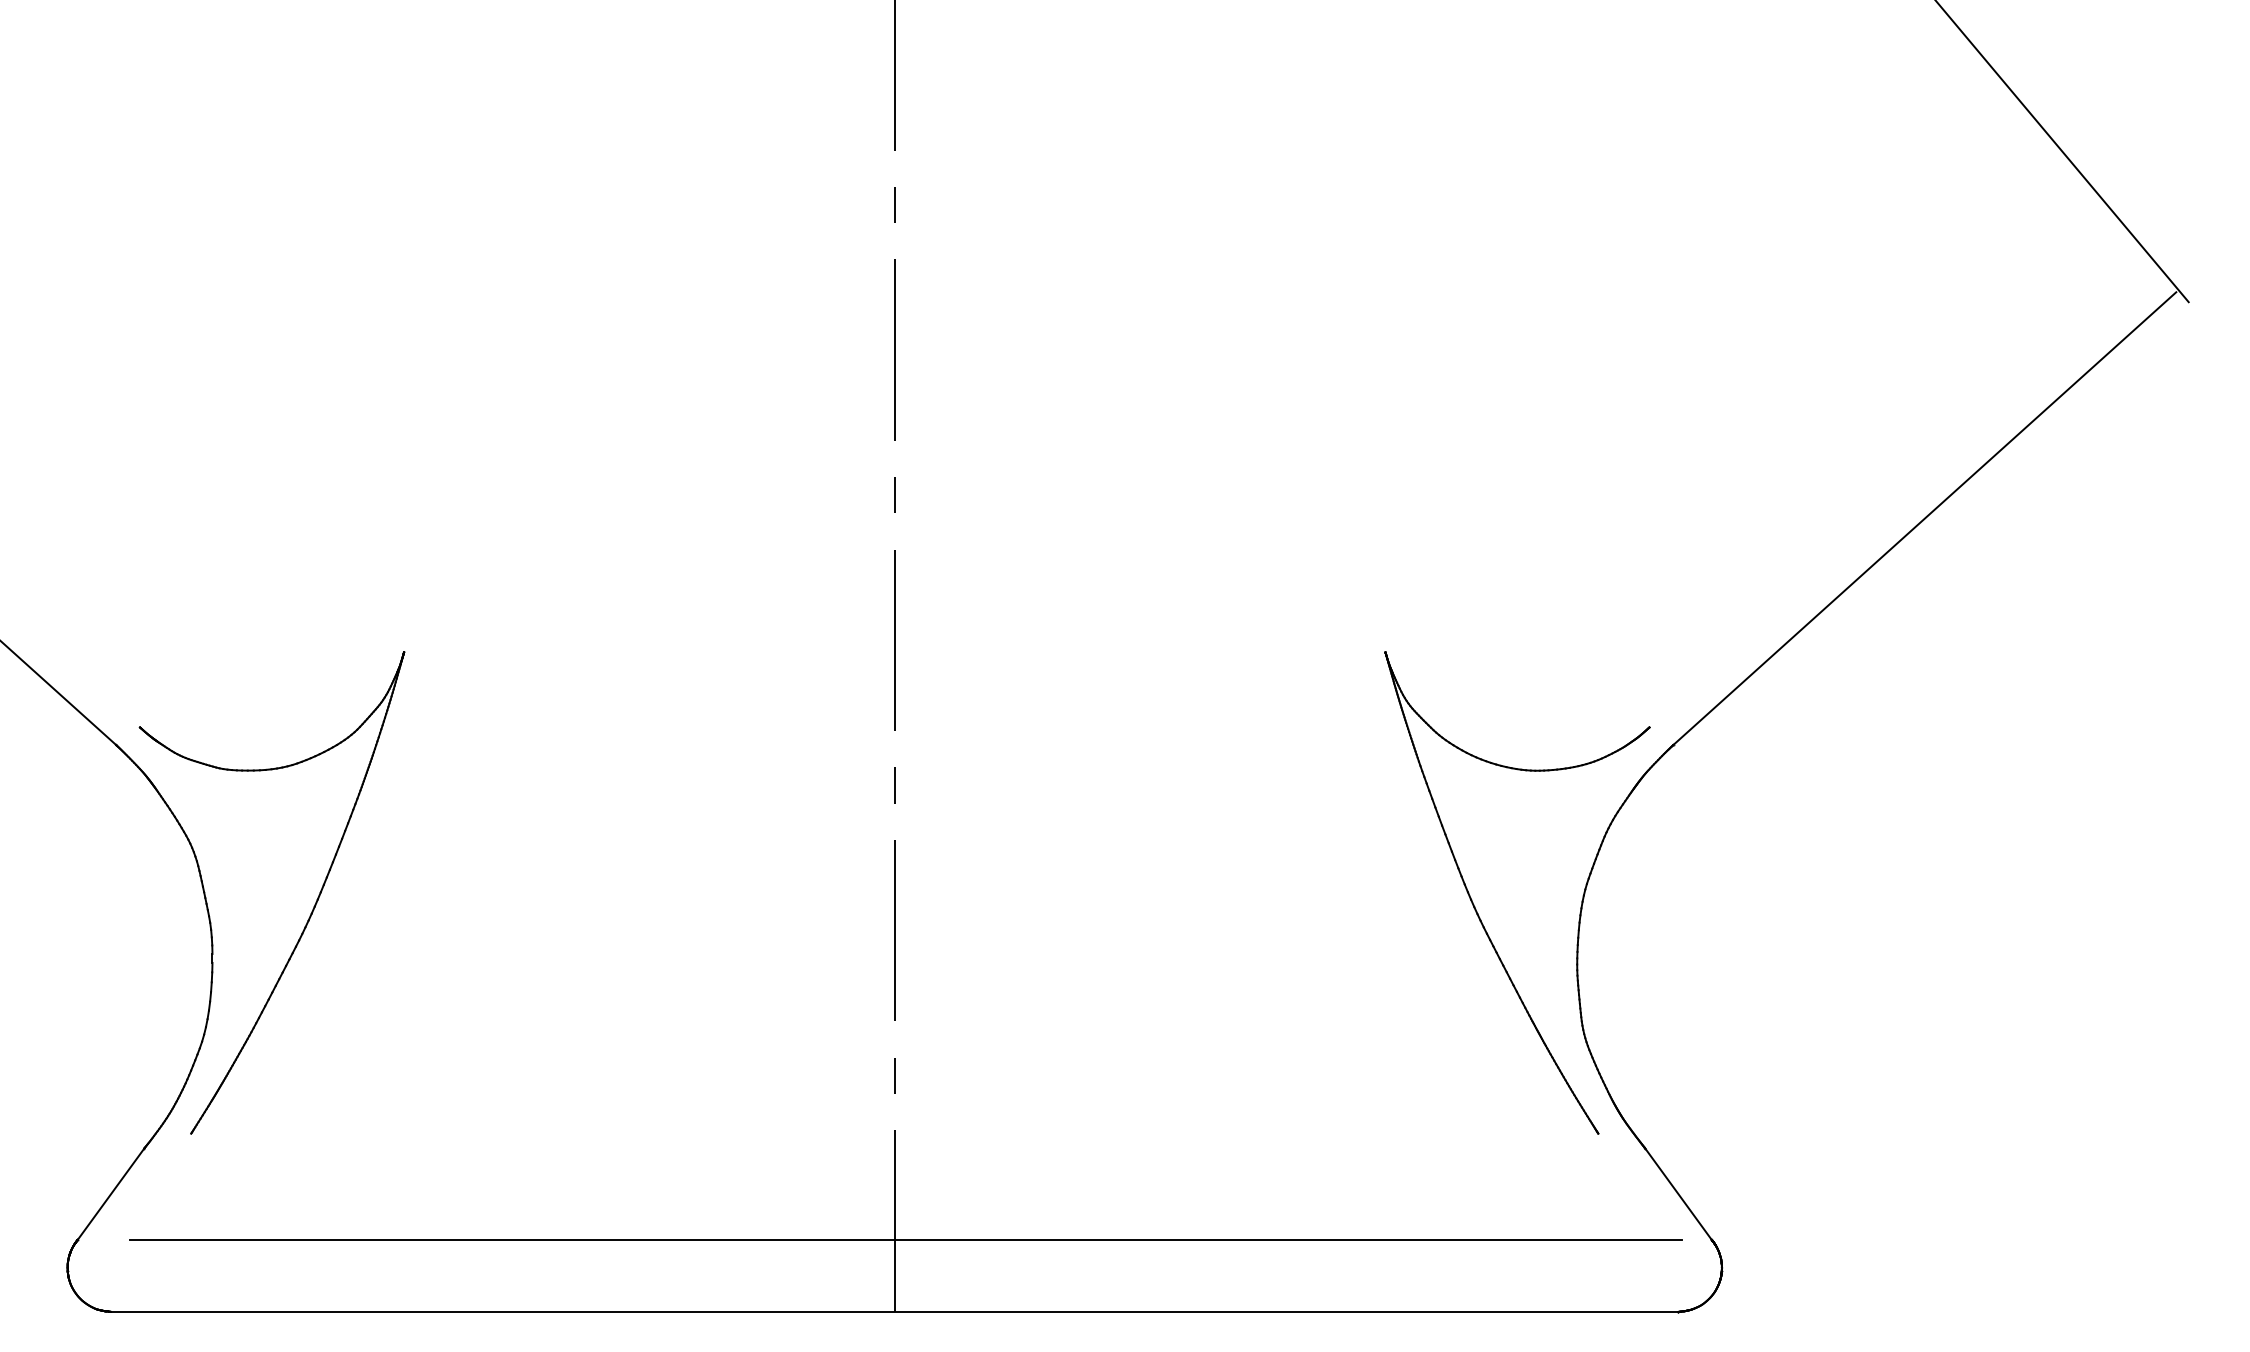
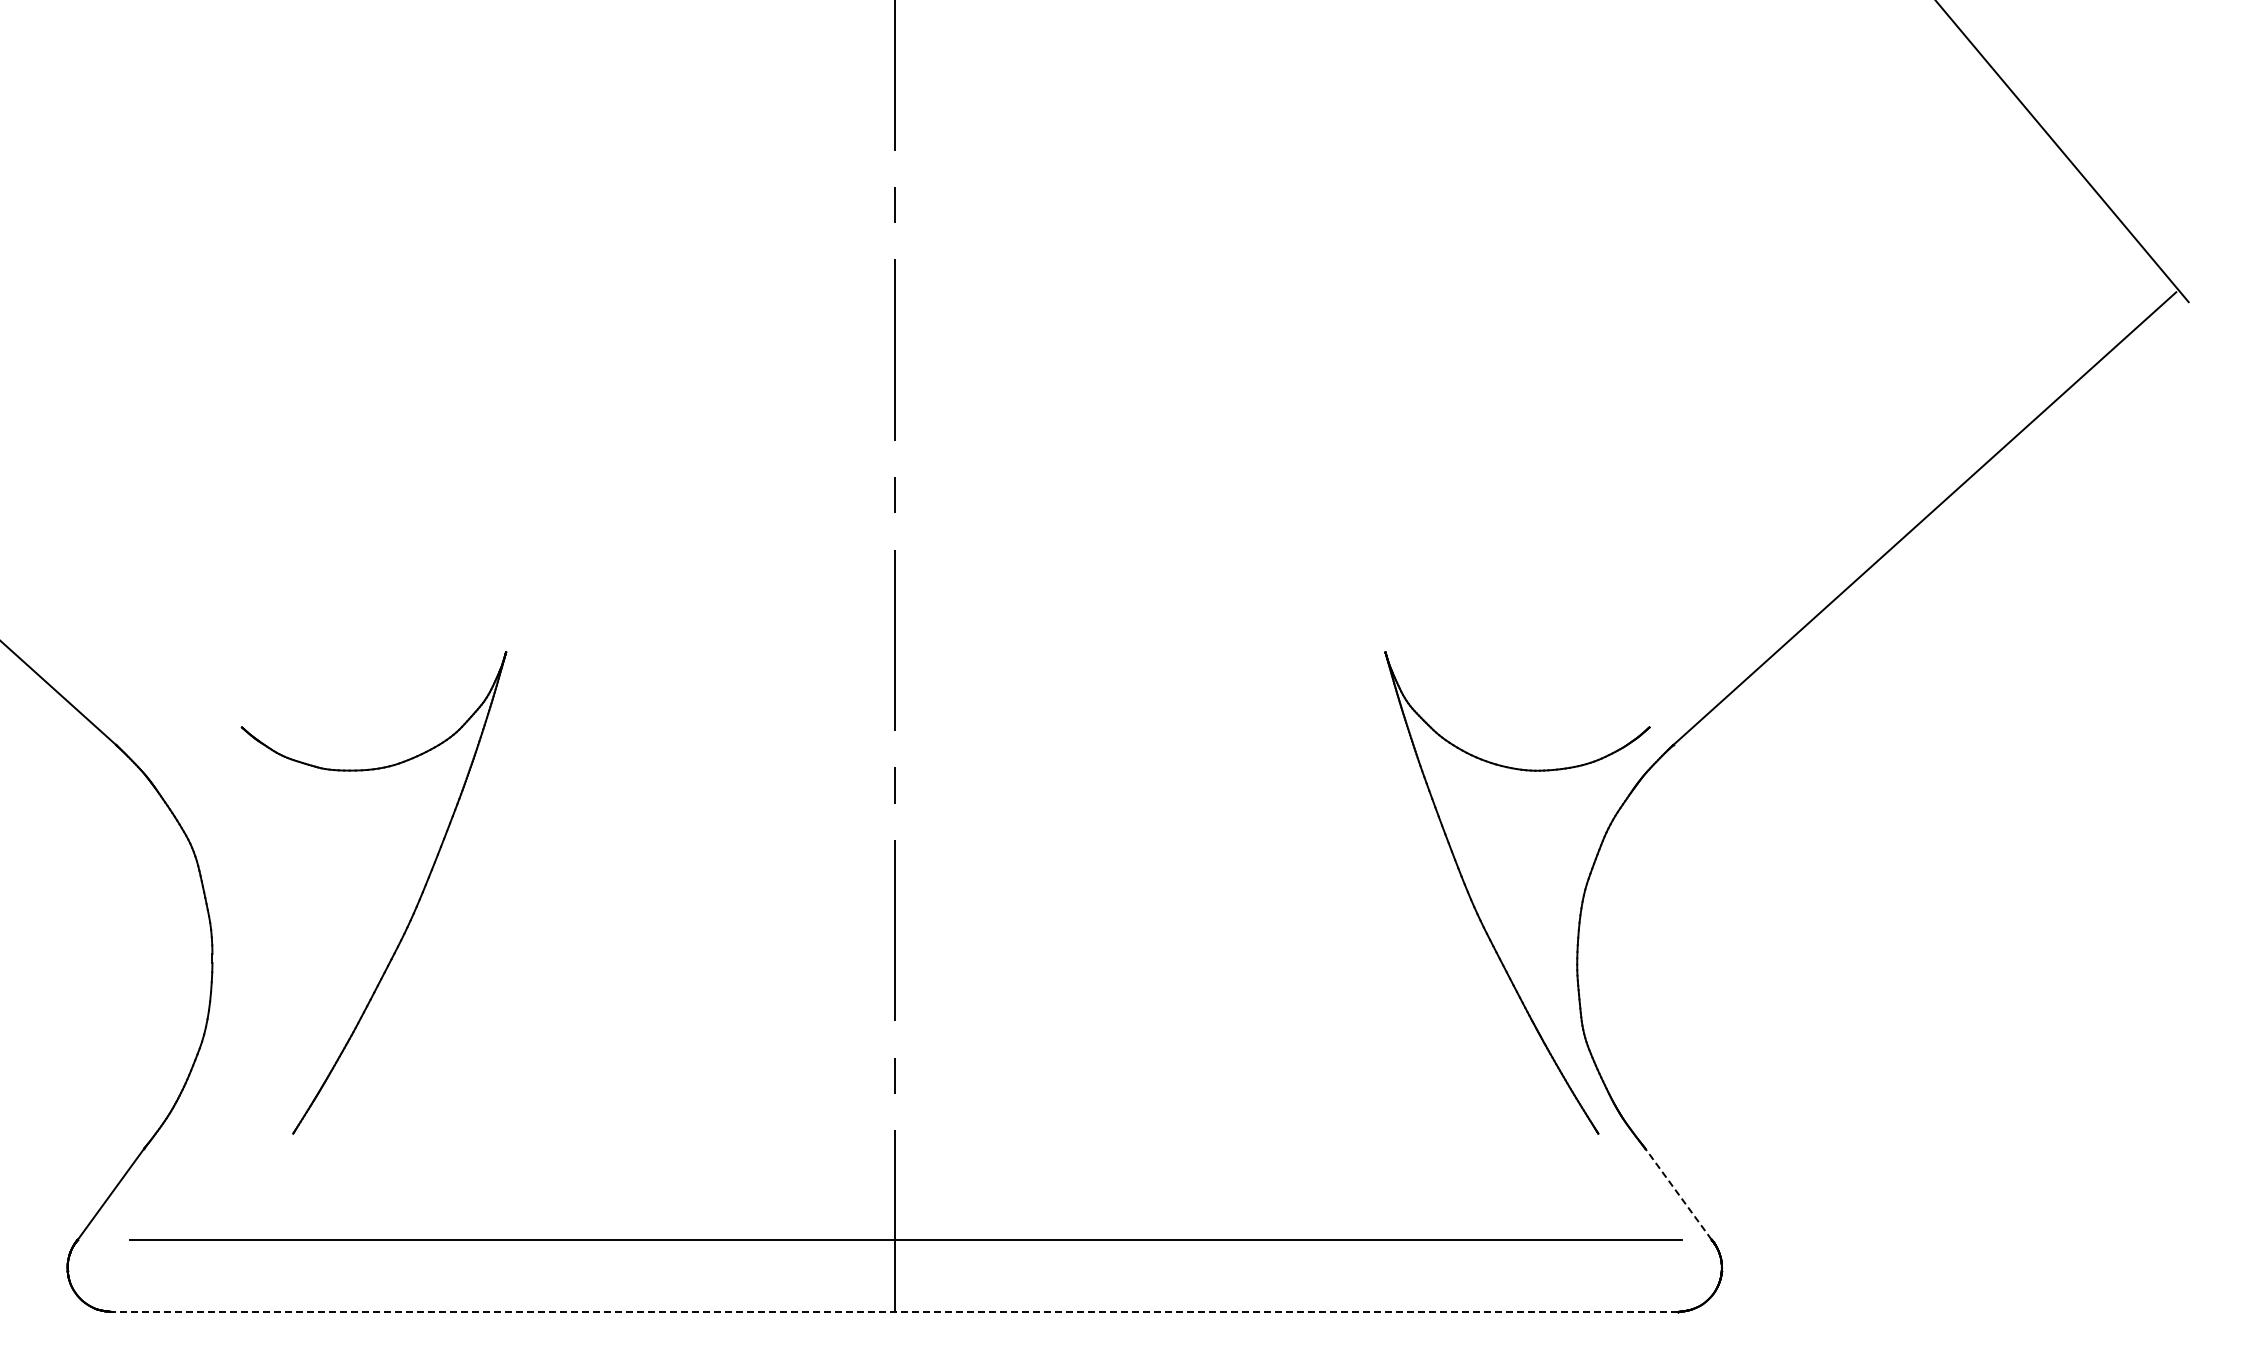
part position: (313, 906) -> (415, 906) (415, 906)
line: solid -> dashed (1678, 1193)
line: solid -> dashed (894, 1311)
